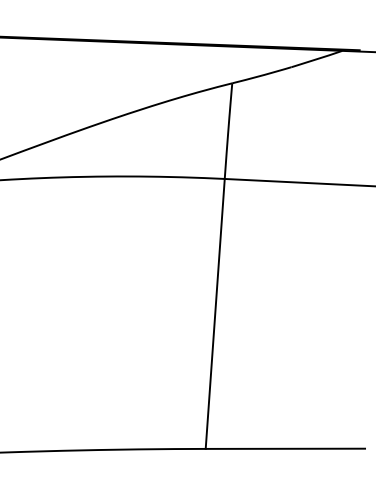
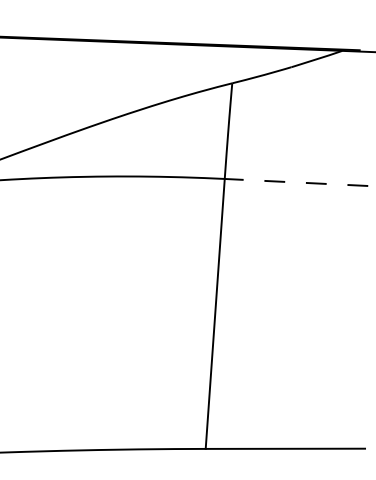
line: solid -> dashed (299, 182)
